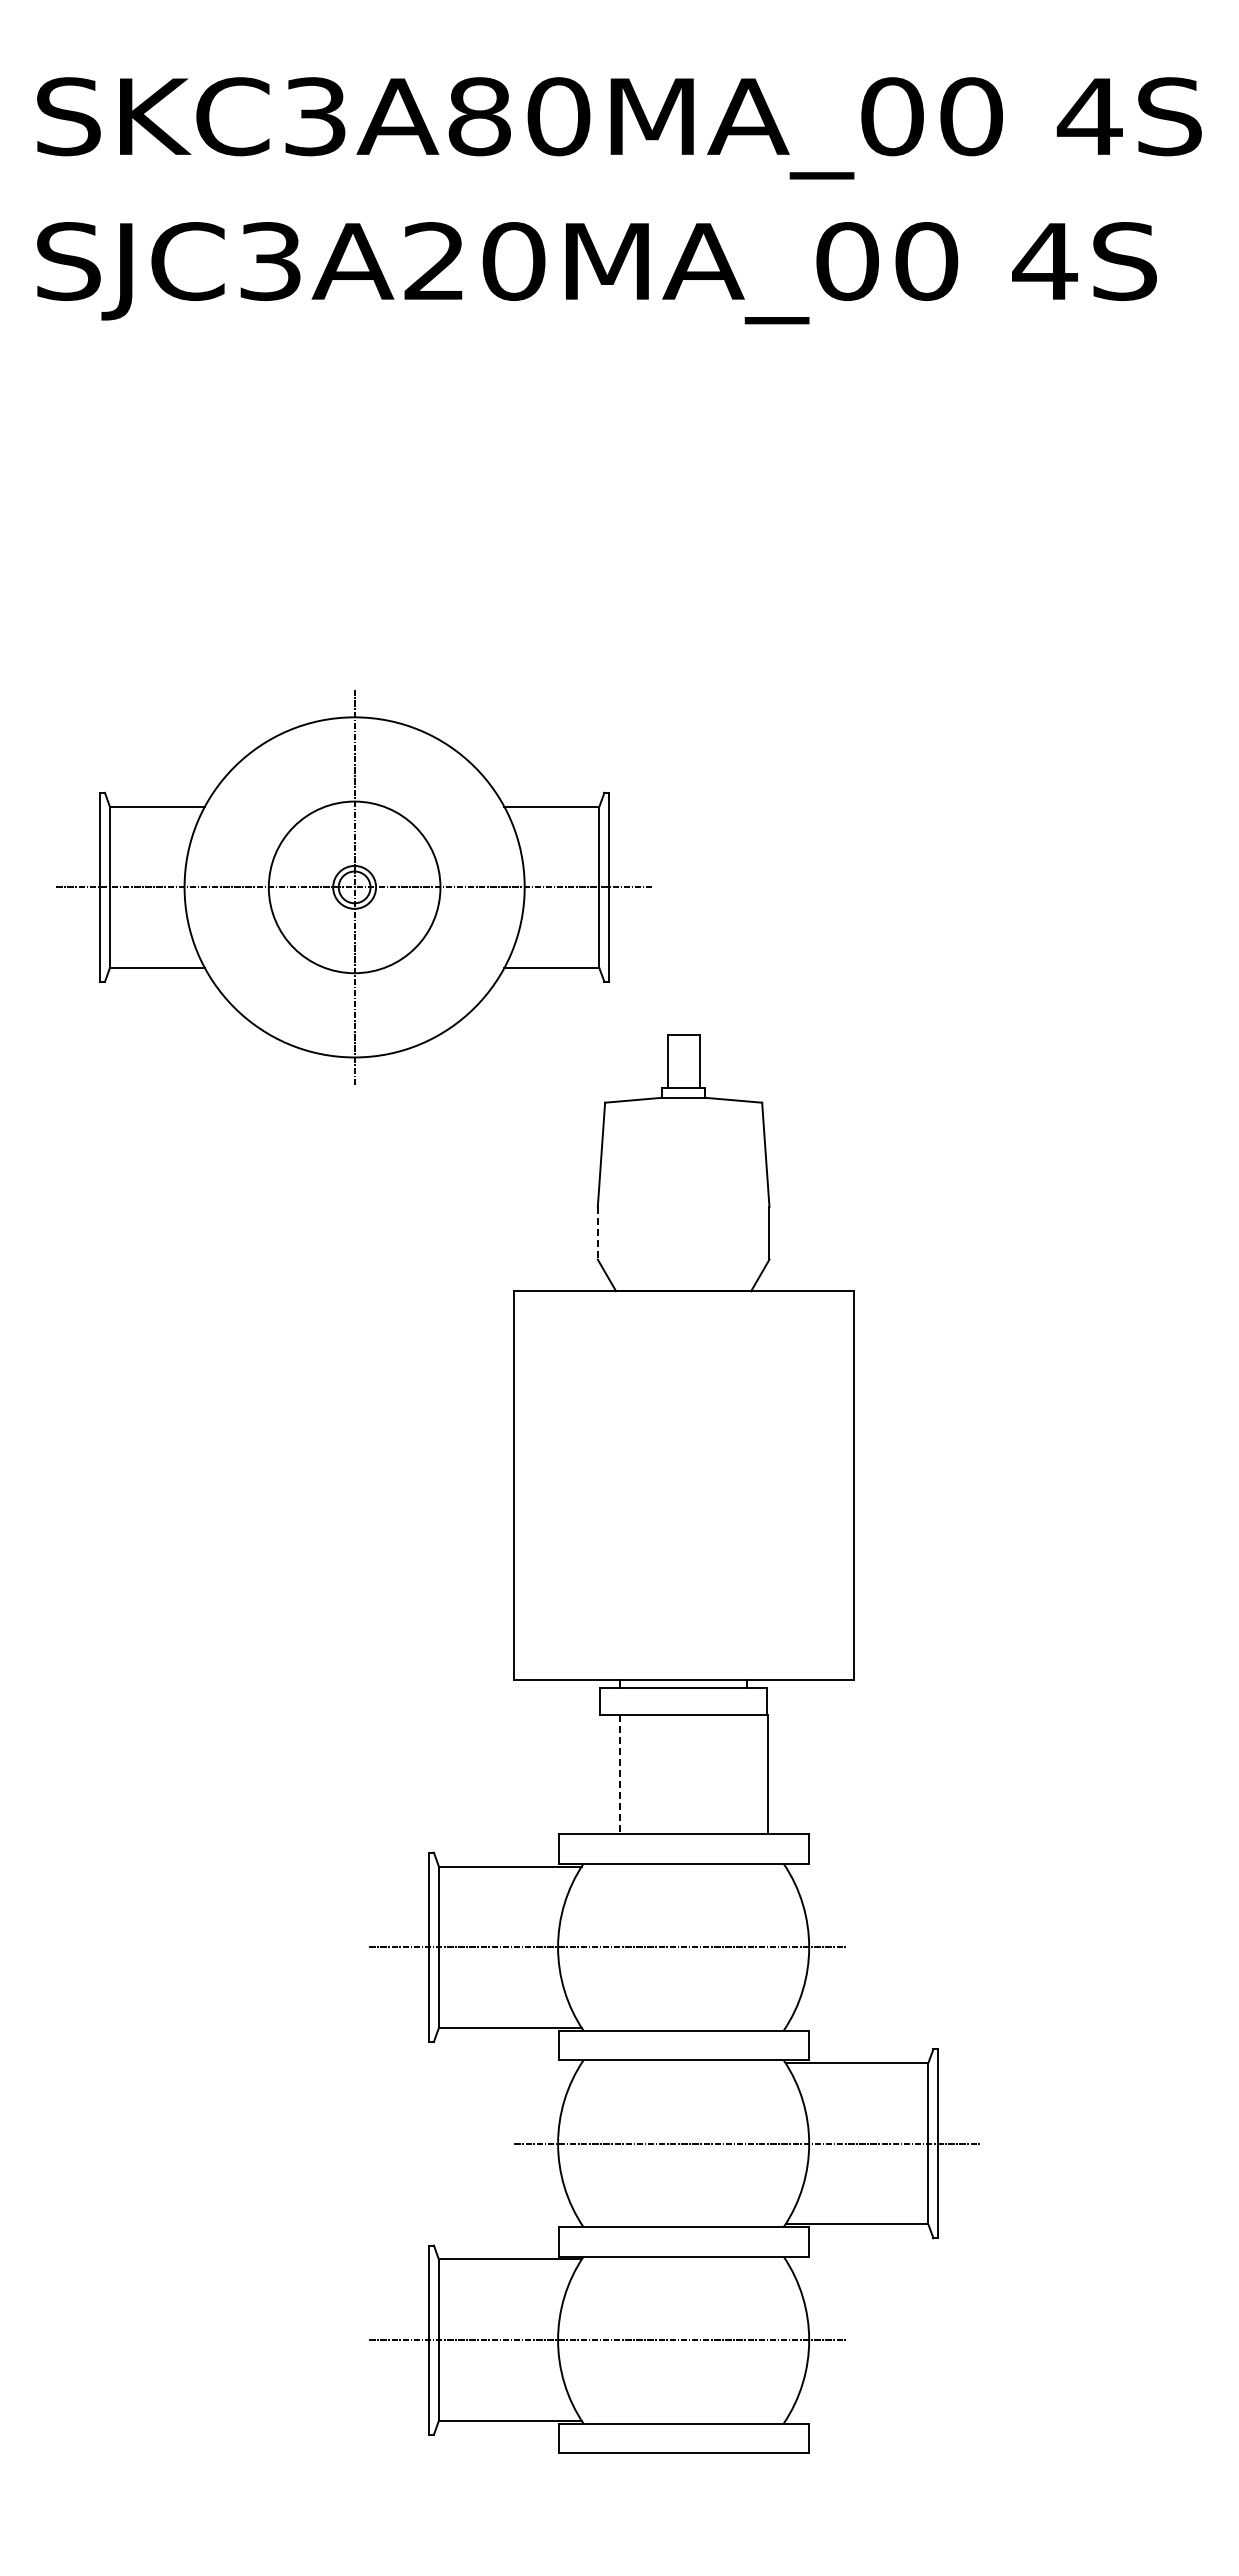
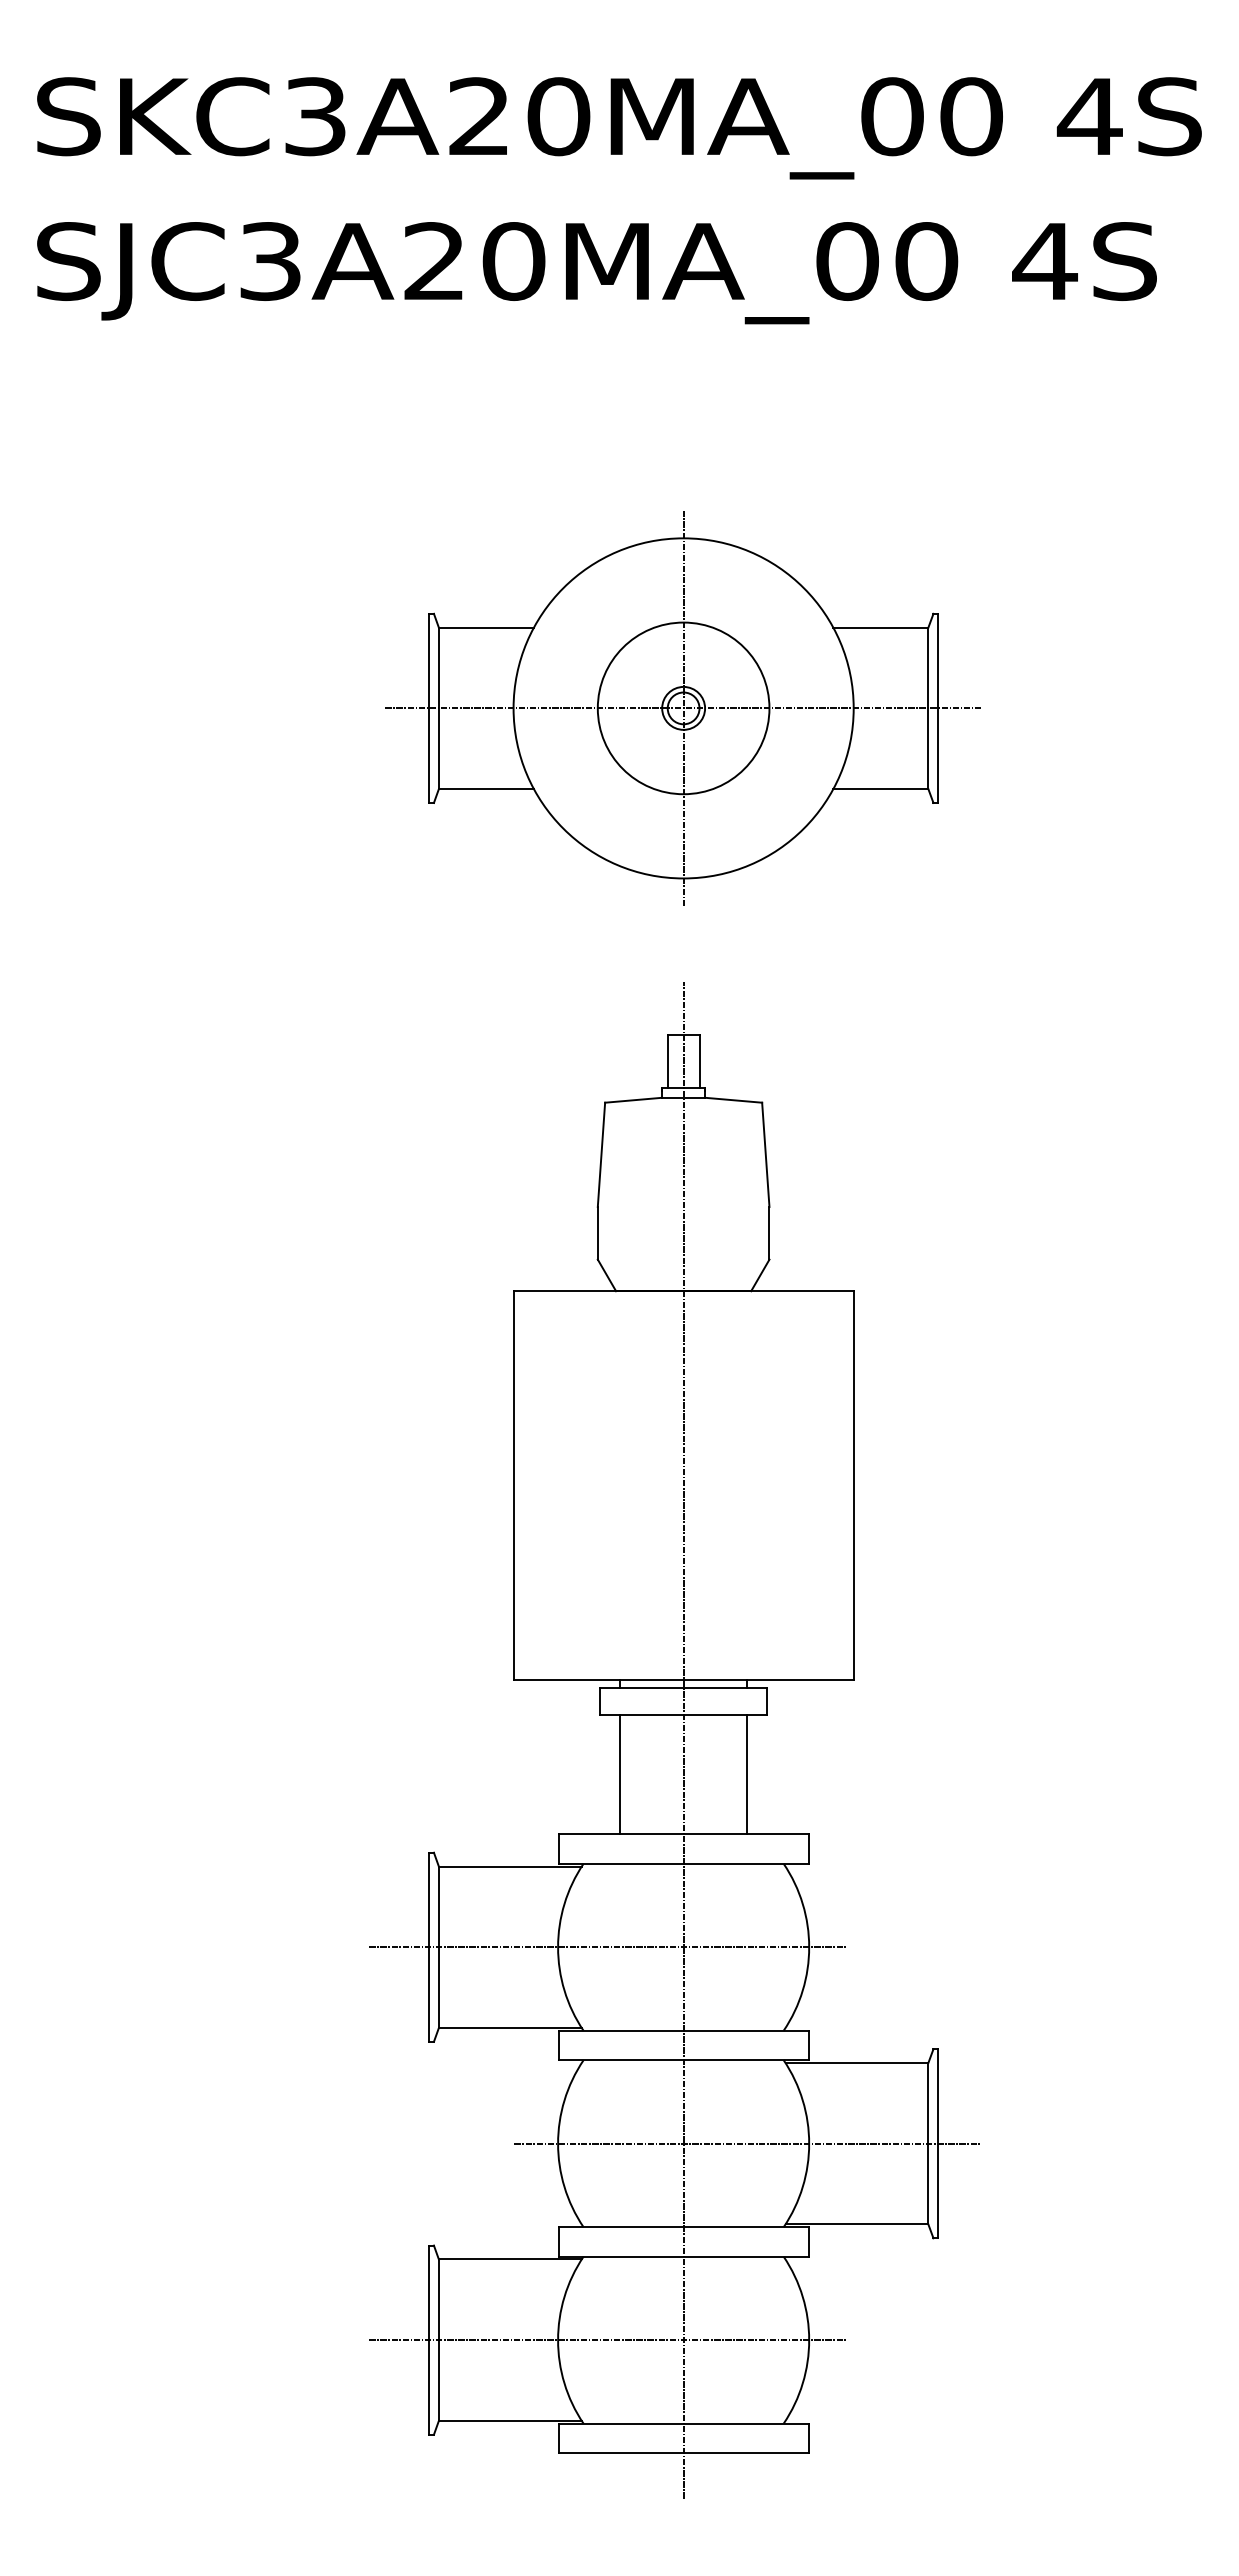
text: SKC3A80MA_00 -> SKC3A20MA_00 (479, 116)
part position: (353, 887) -> (682, 708) (682, 708)
line: dashed -> solid (597, 1233)
line: none -> present (683, 1739)
line: dashed -> solid (620, 1774)
line position: (768, 1774) -> (747, 1774) (747, 1774)
